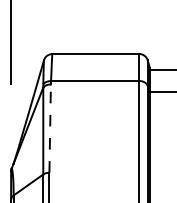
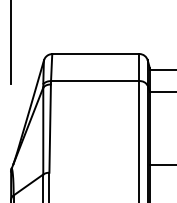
line: dashed -> solid (50, 128)
line: none -> present (161, 165)
